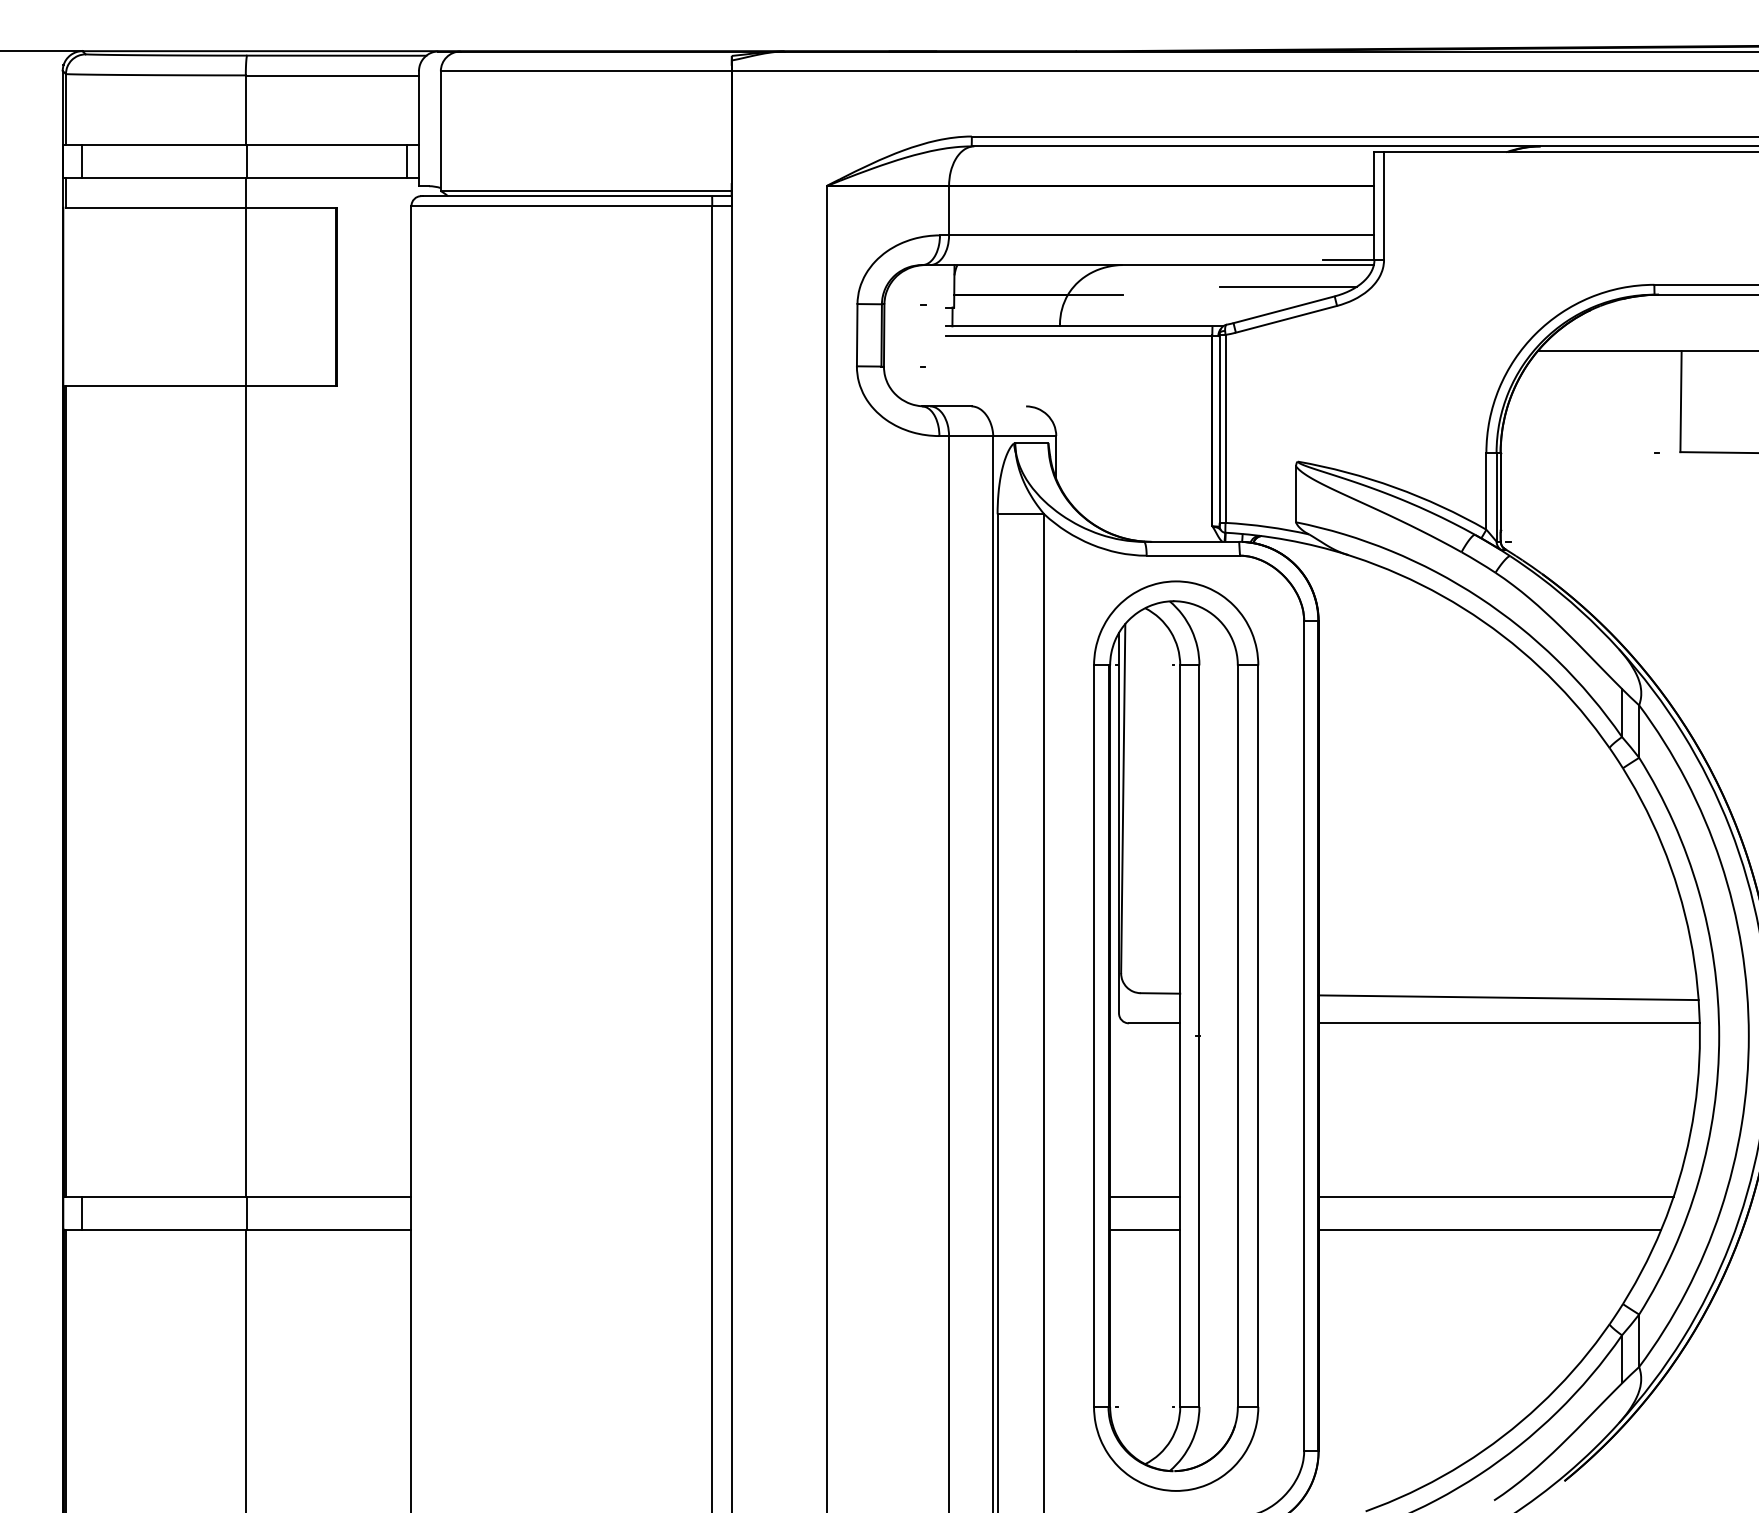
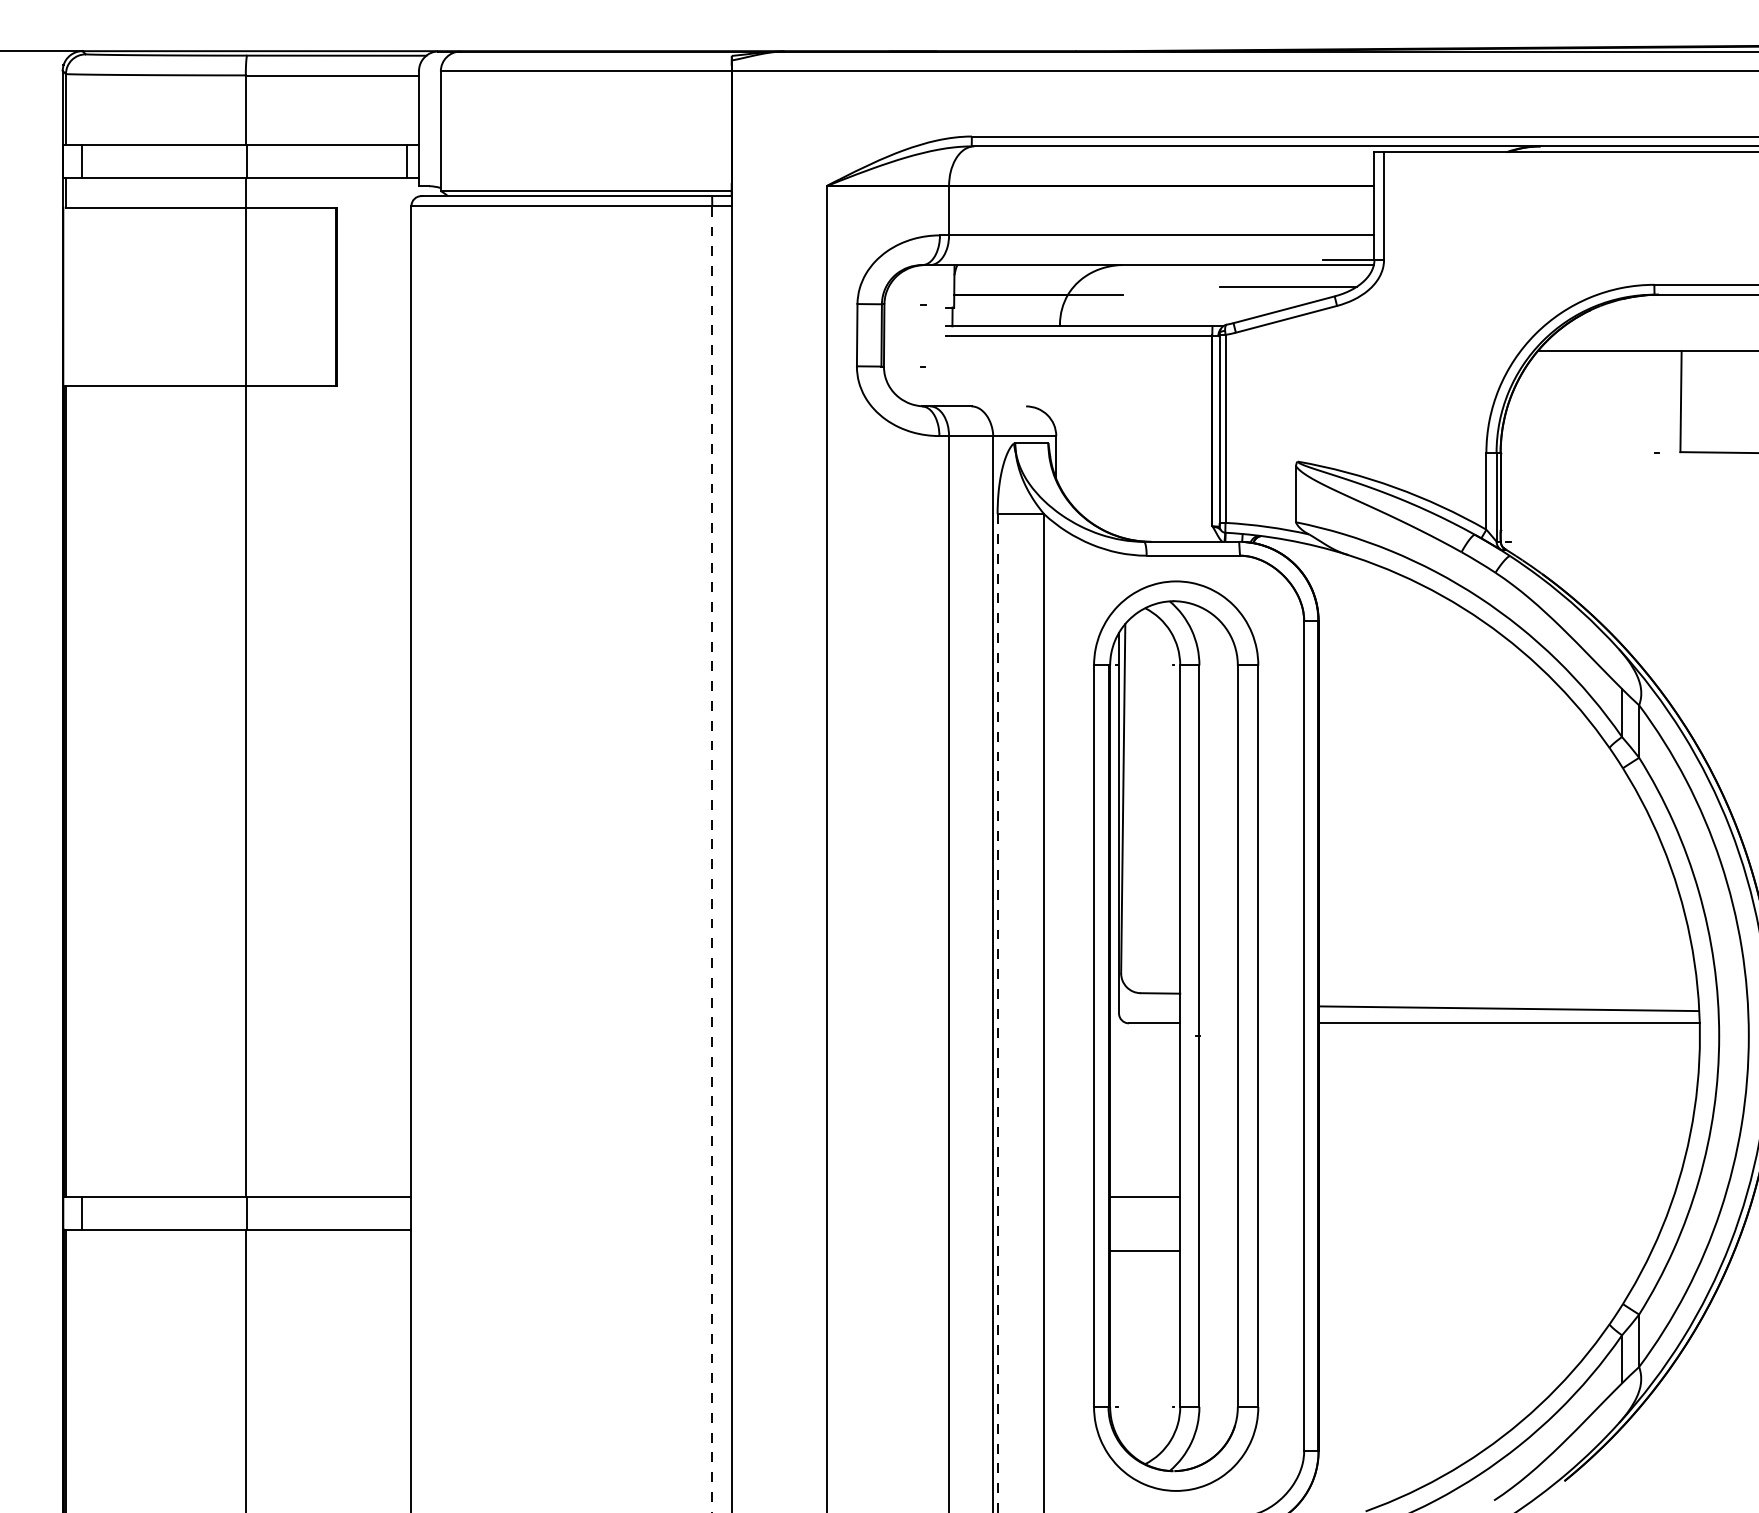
line: solid -> dashed (712, 858)
line position: (1508, 997) -> (1508, 1008) (1508, 1008)
line: solid -> dashed (997, 1013)
line: present -> none (1495, 1197)
line position: (1145, 1229) -> (1145, 1250) (1145, 1250)
line: present -> none (1489, 1229)
